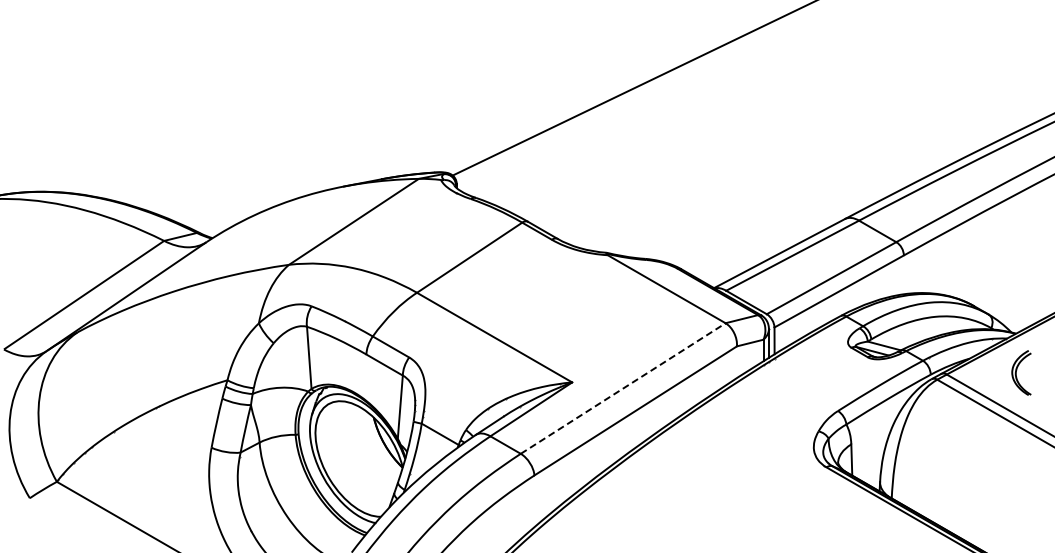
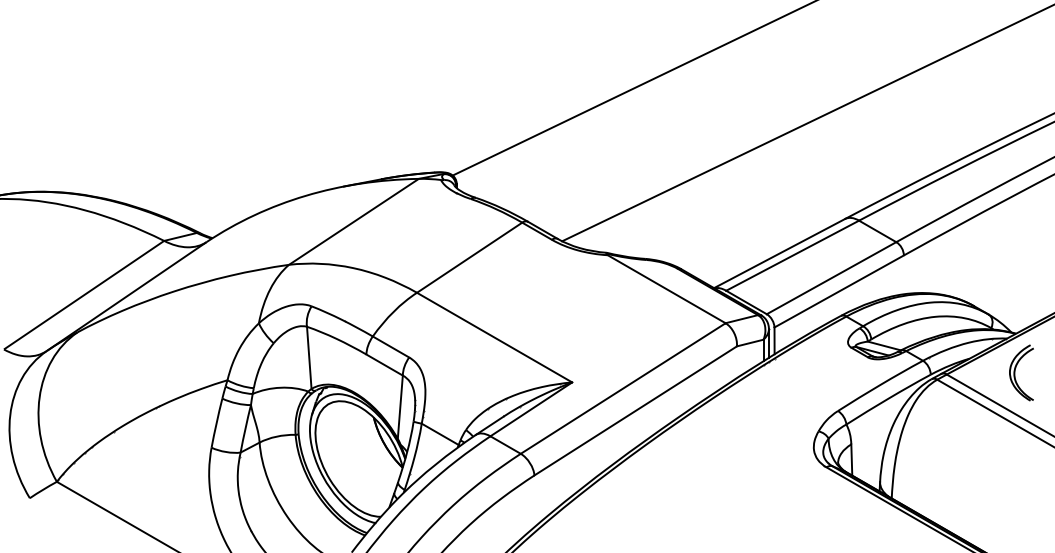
line: none -> present (806, 123)
part size: 21x46 px -> 25x58 px (1021, 372)
line: dashed -> solid (623, 388)
